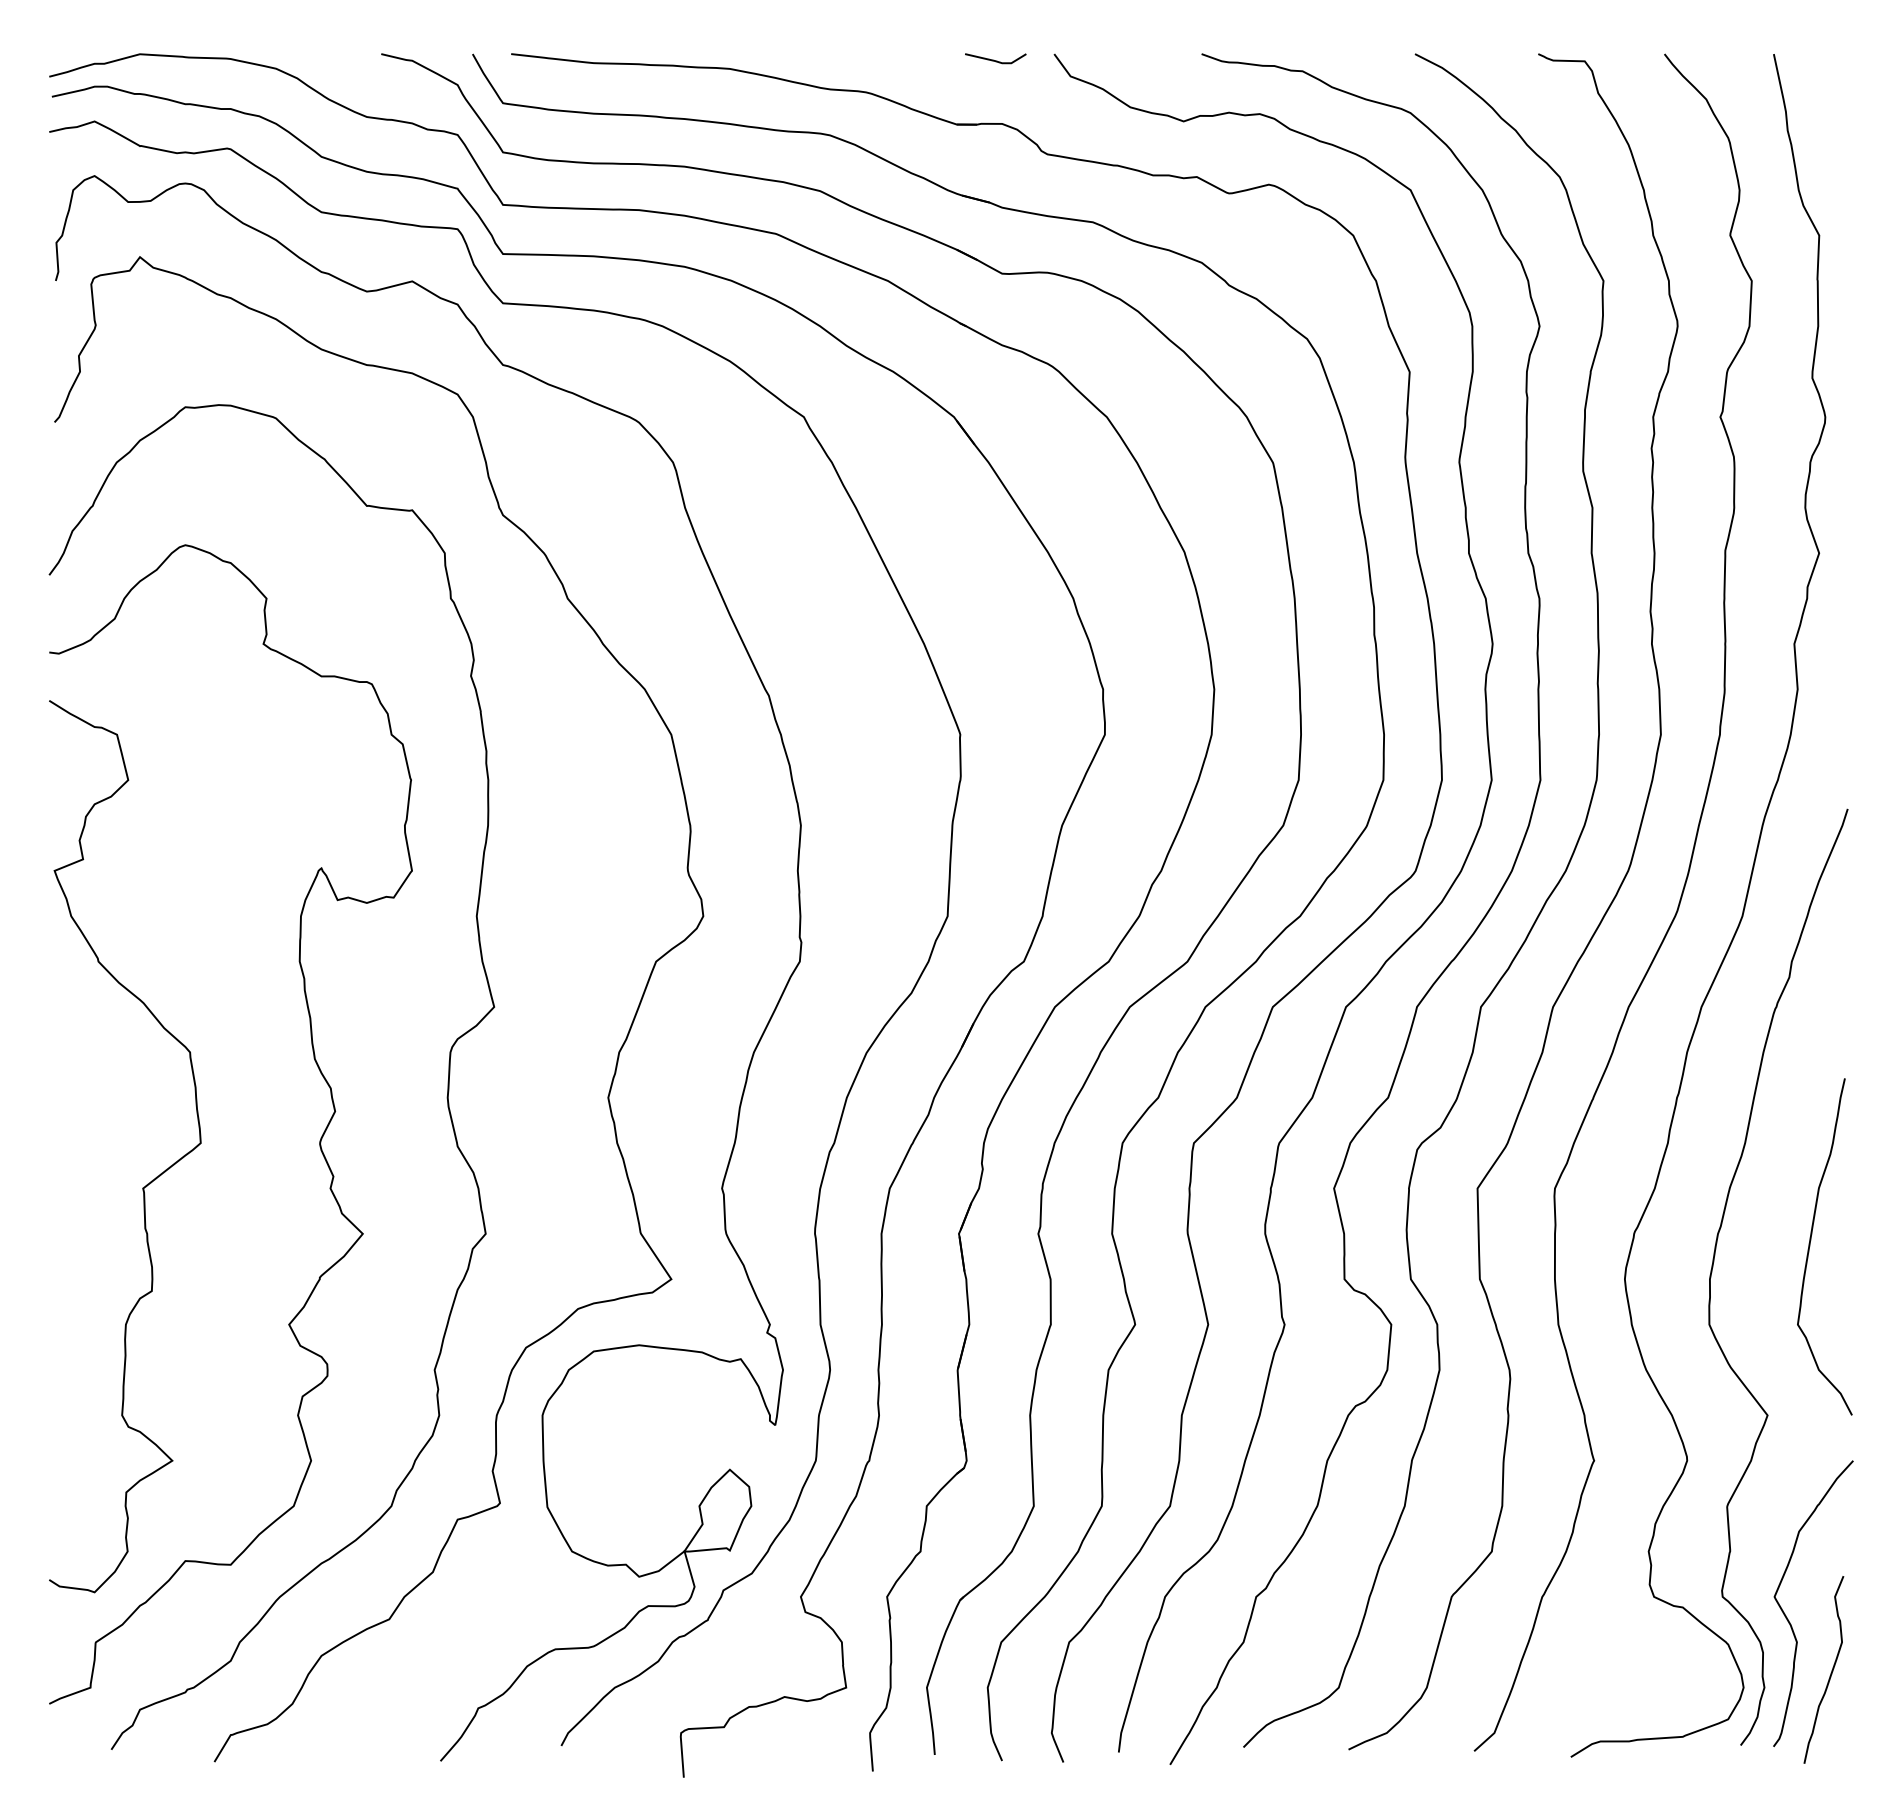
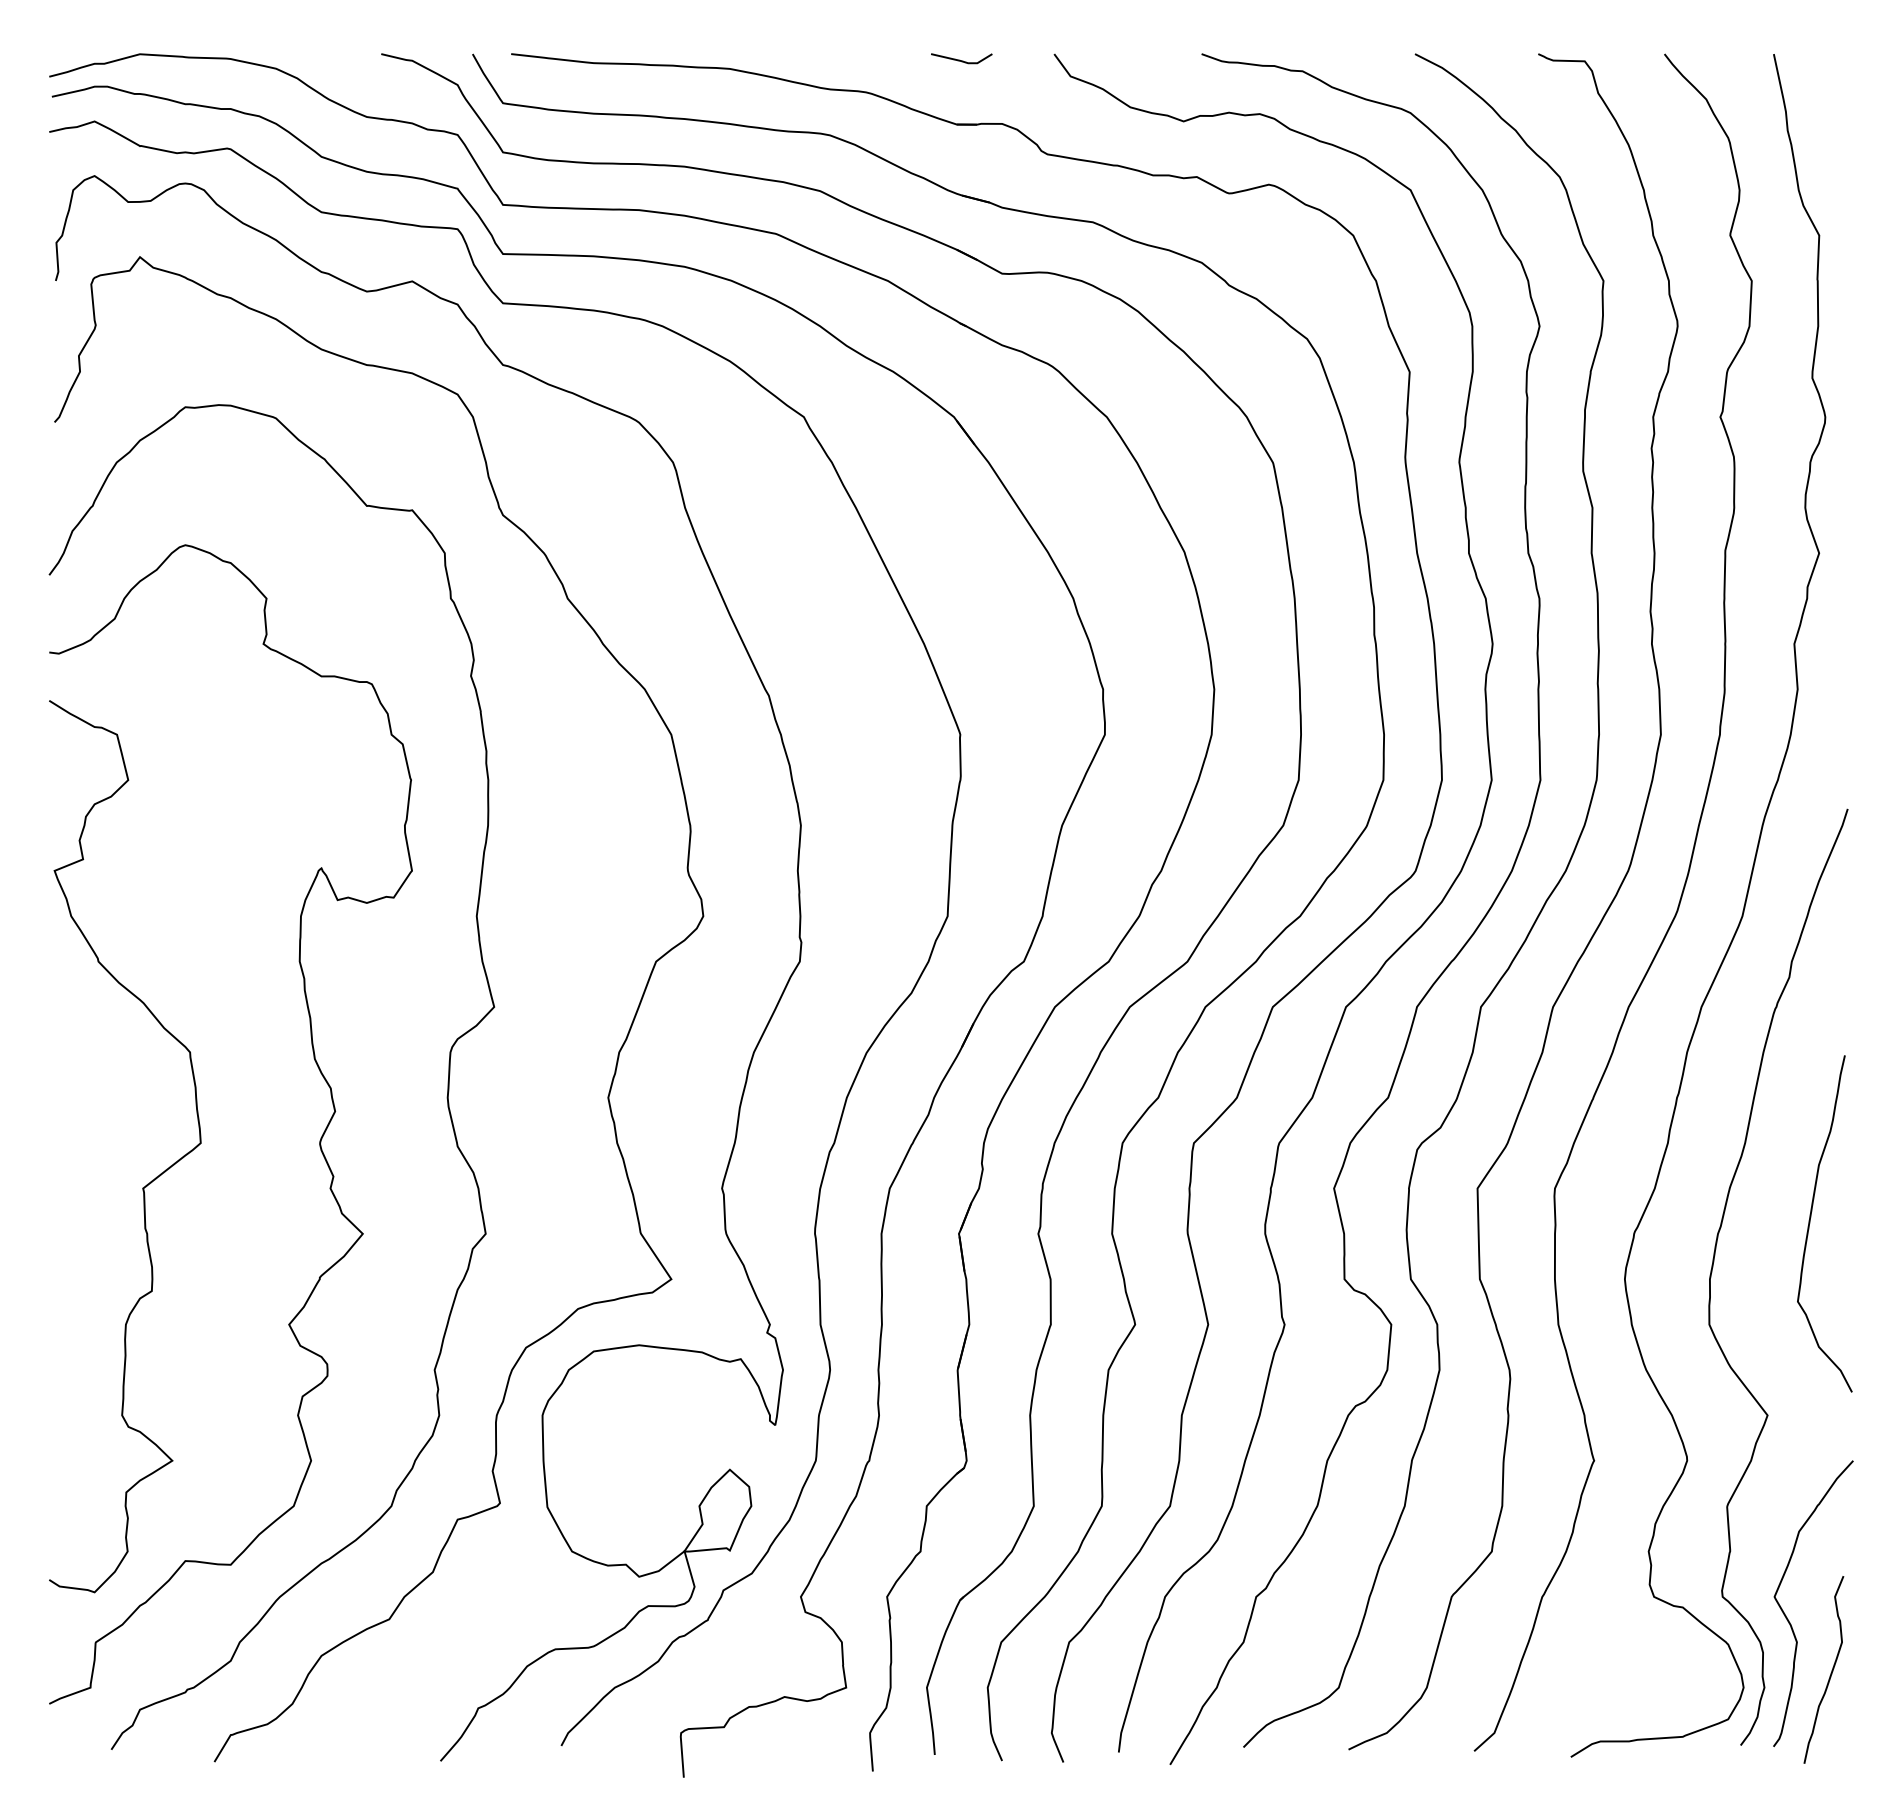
line position: (995, 60) -> (961, 60) (961, 60)
curve position: (1810, 1246) -> (1810, 1223) (1810, 1223)
